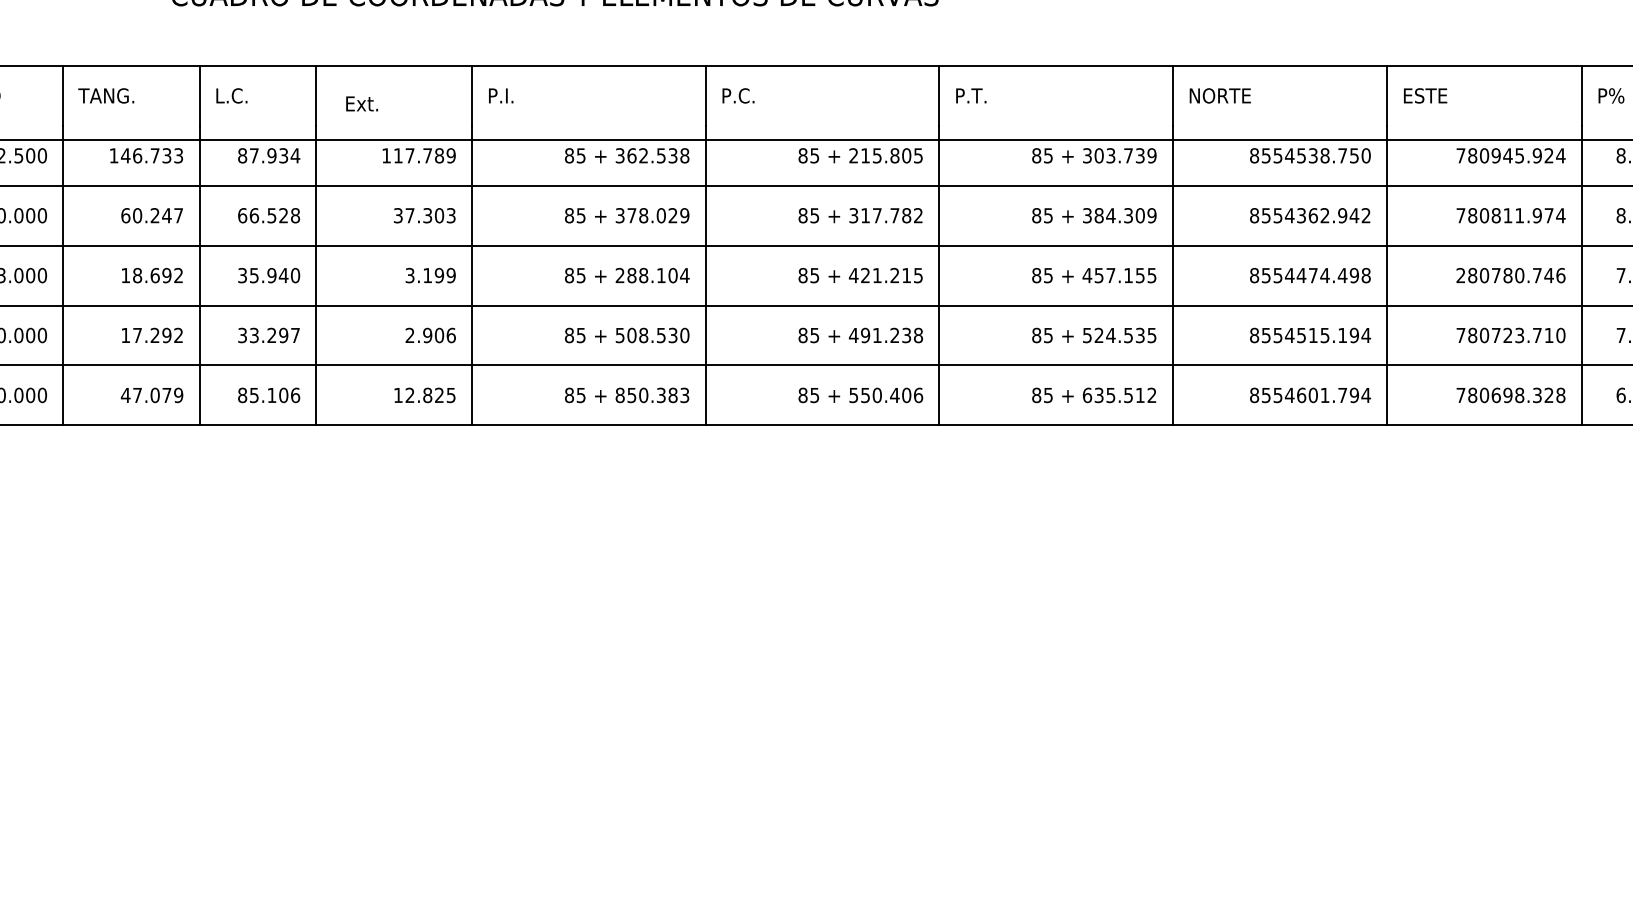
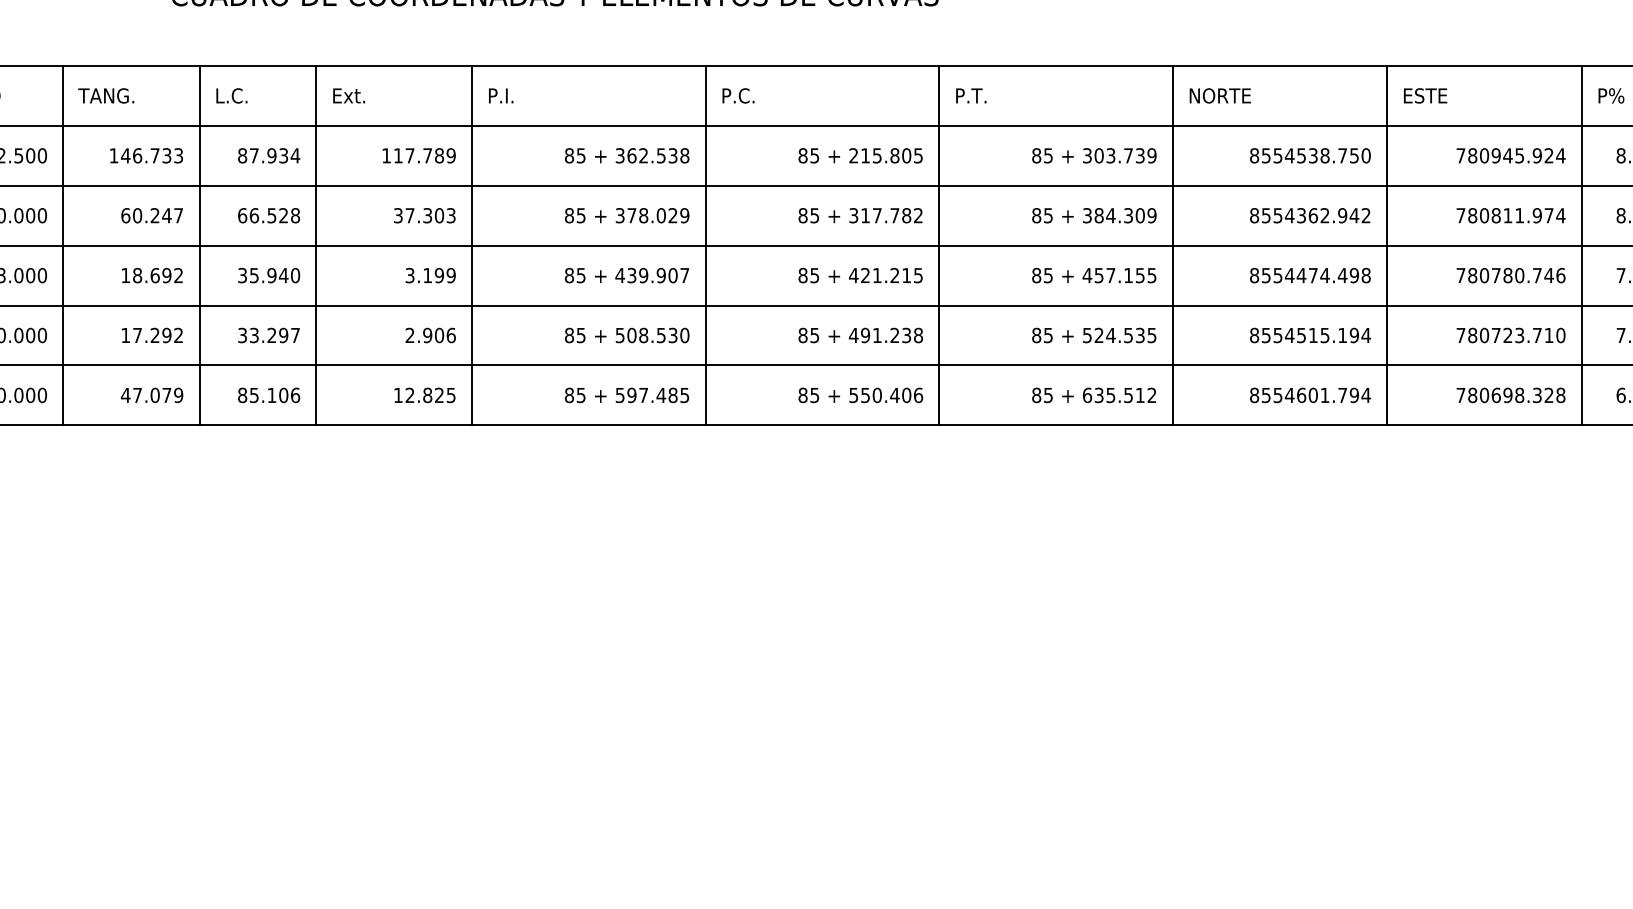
text position: (361, 103) -> (348, 95) (348, 95)
line position: (815, 139) -> (815, 125) (815, 125)
text: 288.104 -> 439.907 (652, 275)
text: 280780.746 -> 780780.746 (1460, 275)
text: 850.383 -> 597.485 (652, 395)
